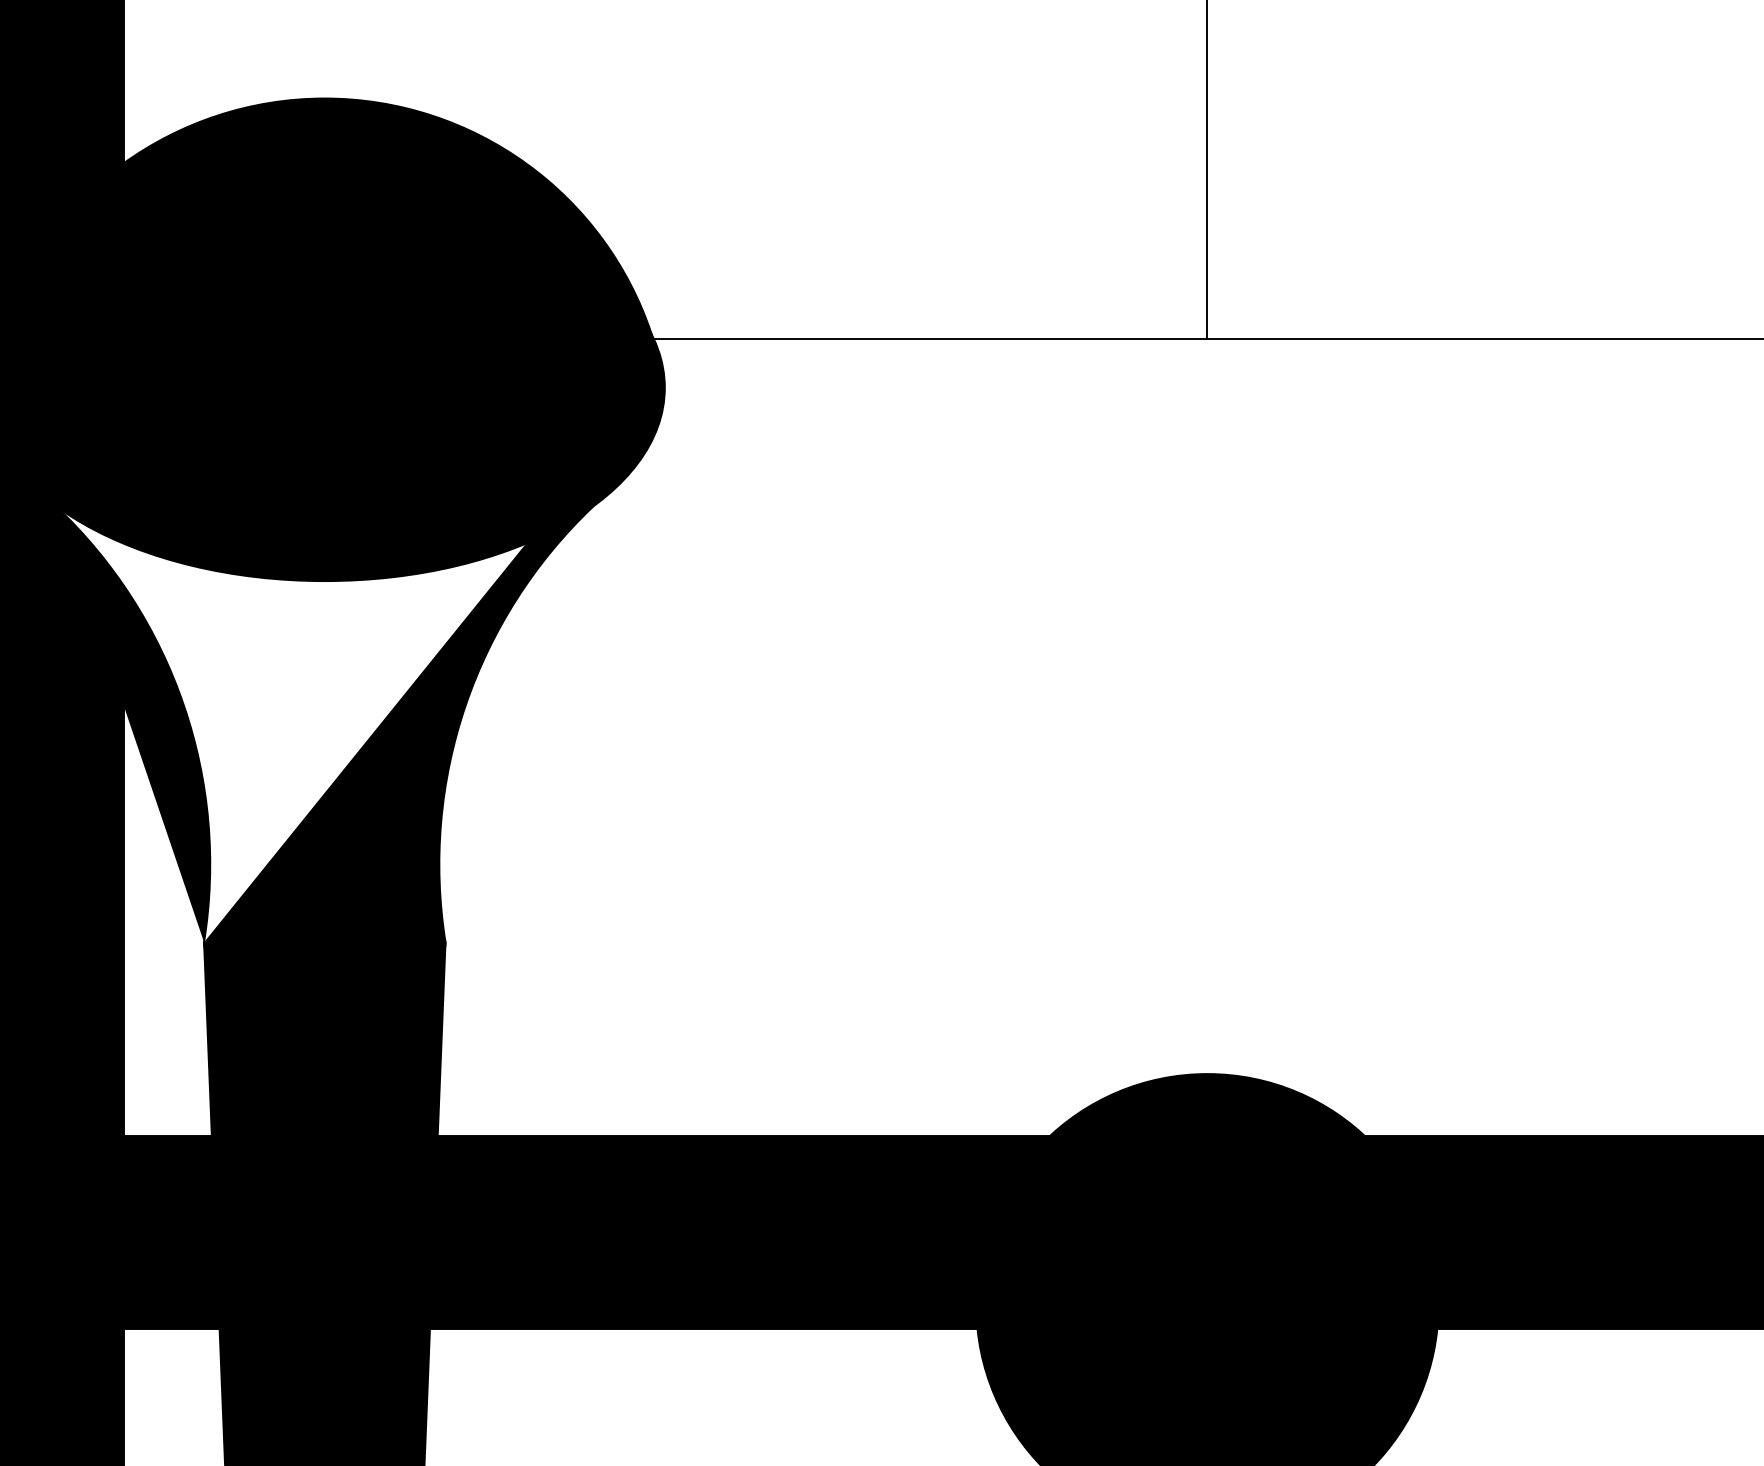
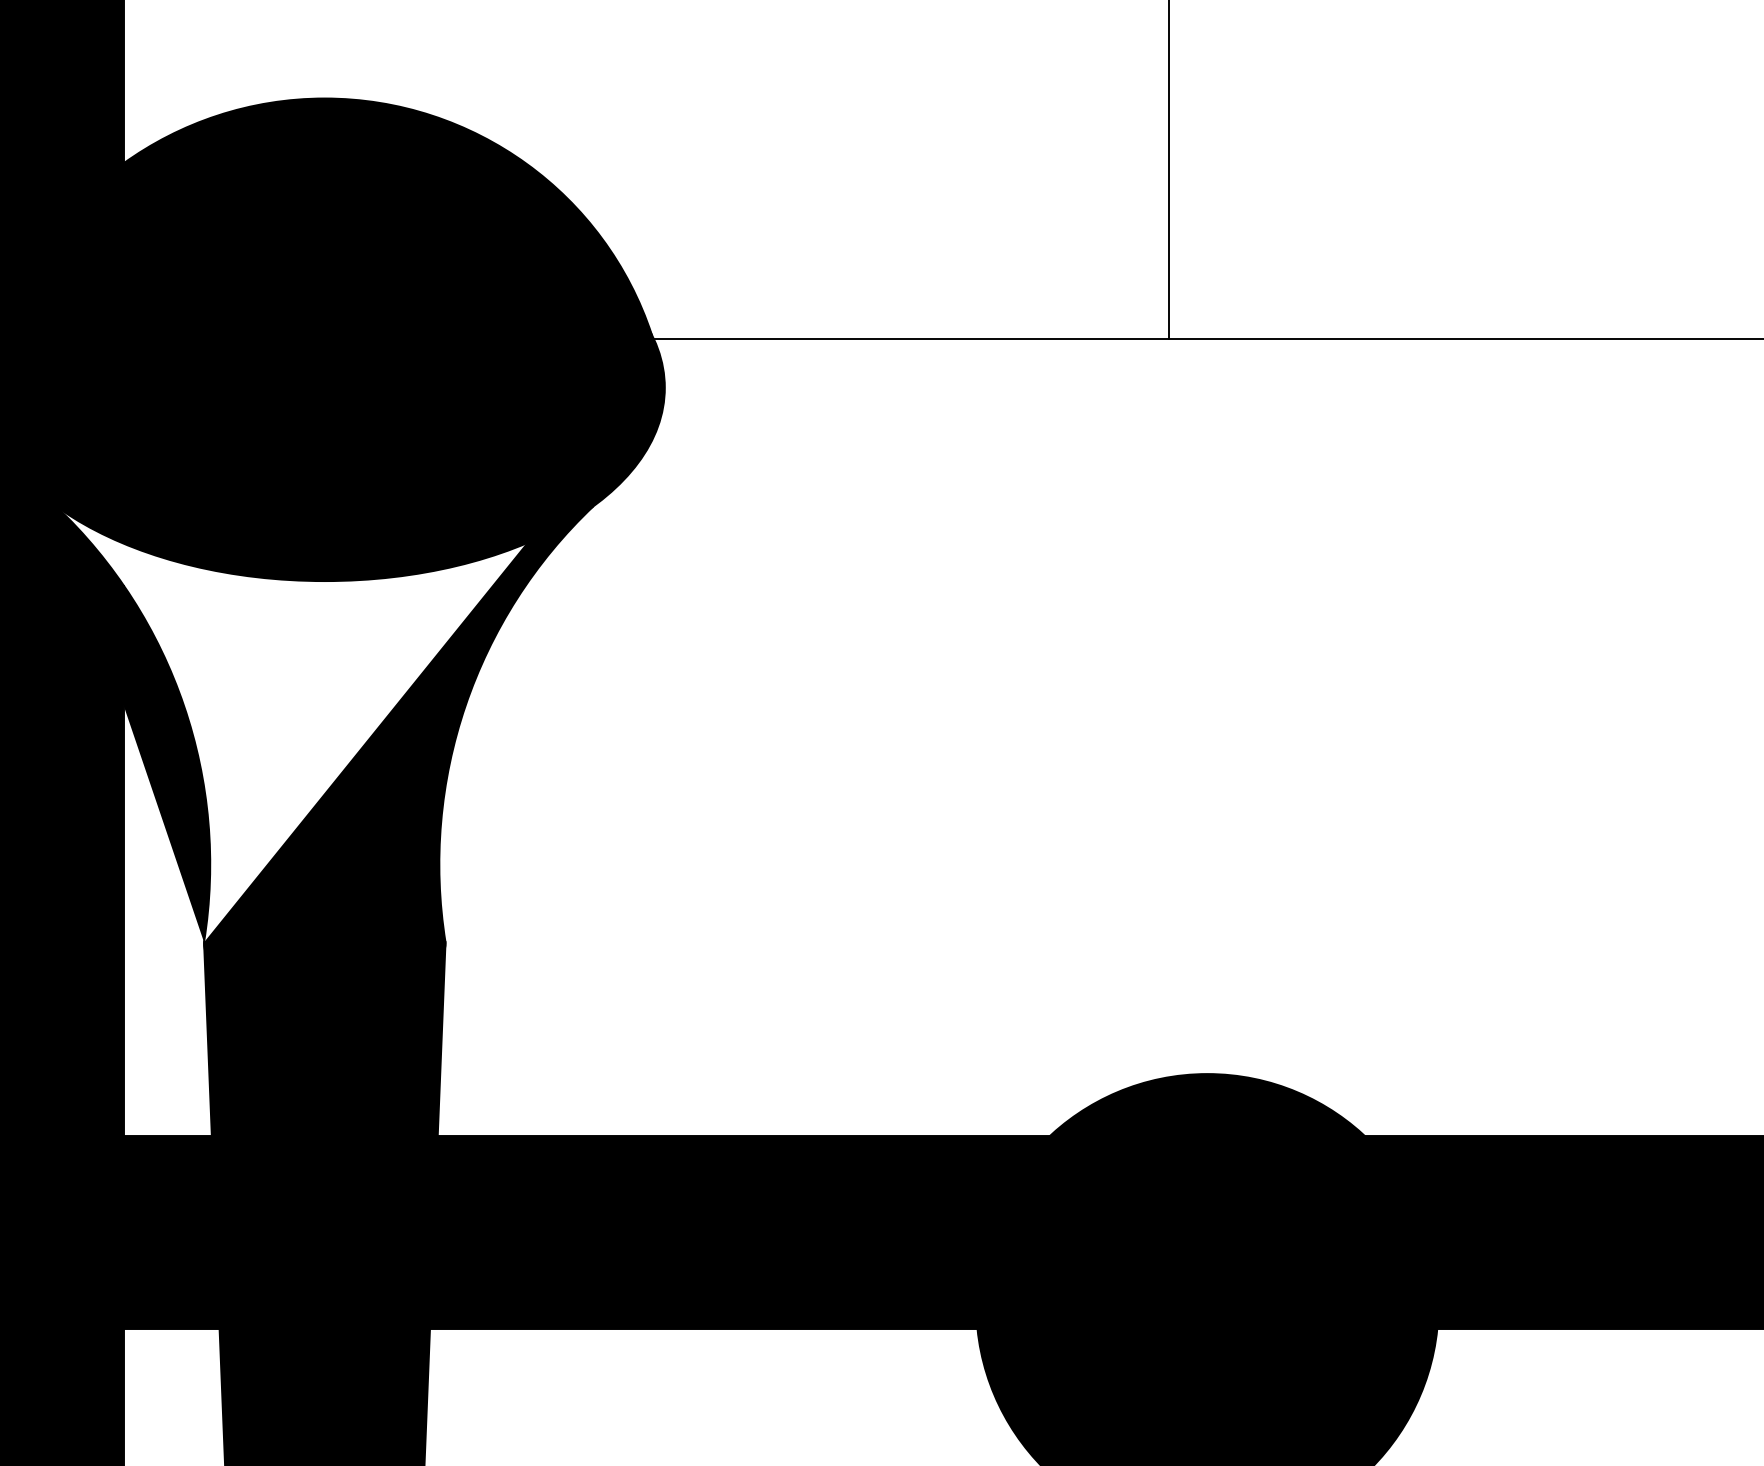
line position: (1207, 170) -> (1169, 170) (1169, 170)
